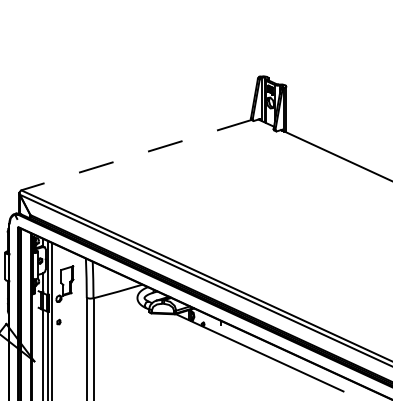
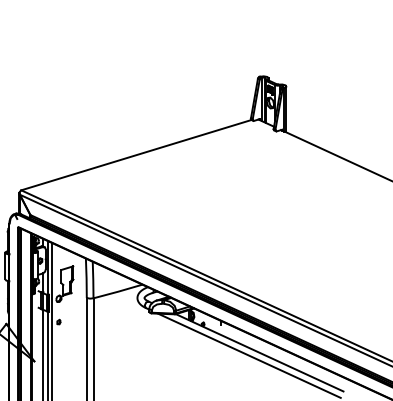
line: dashed -> solid (135, 155)
line: none -> present (249, 355)
